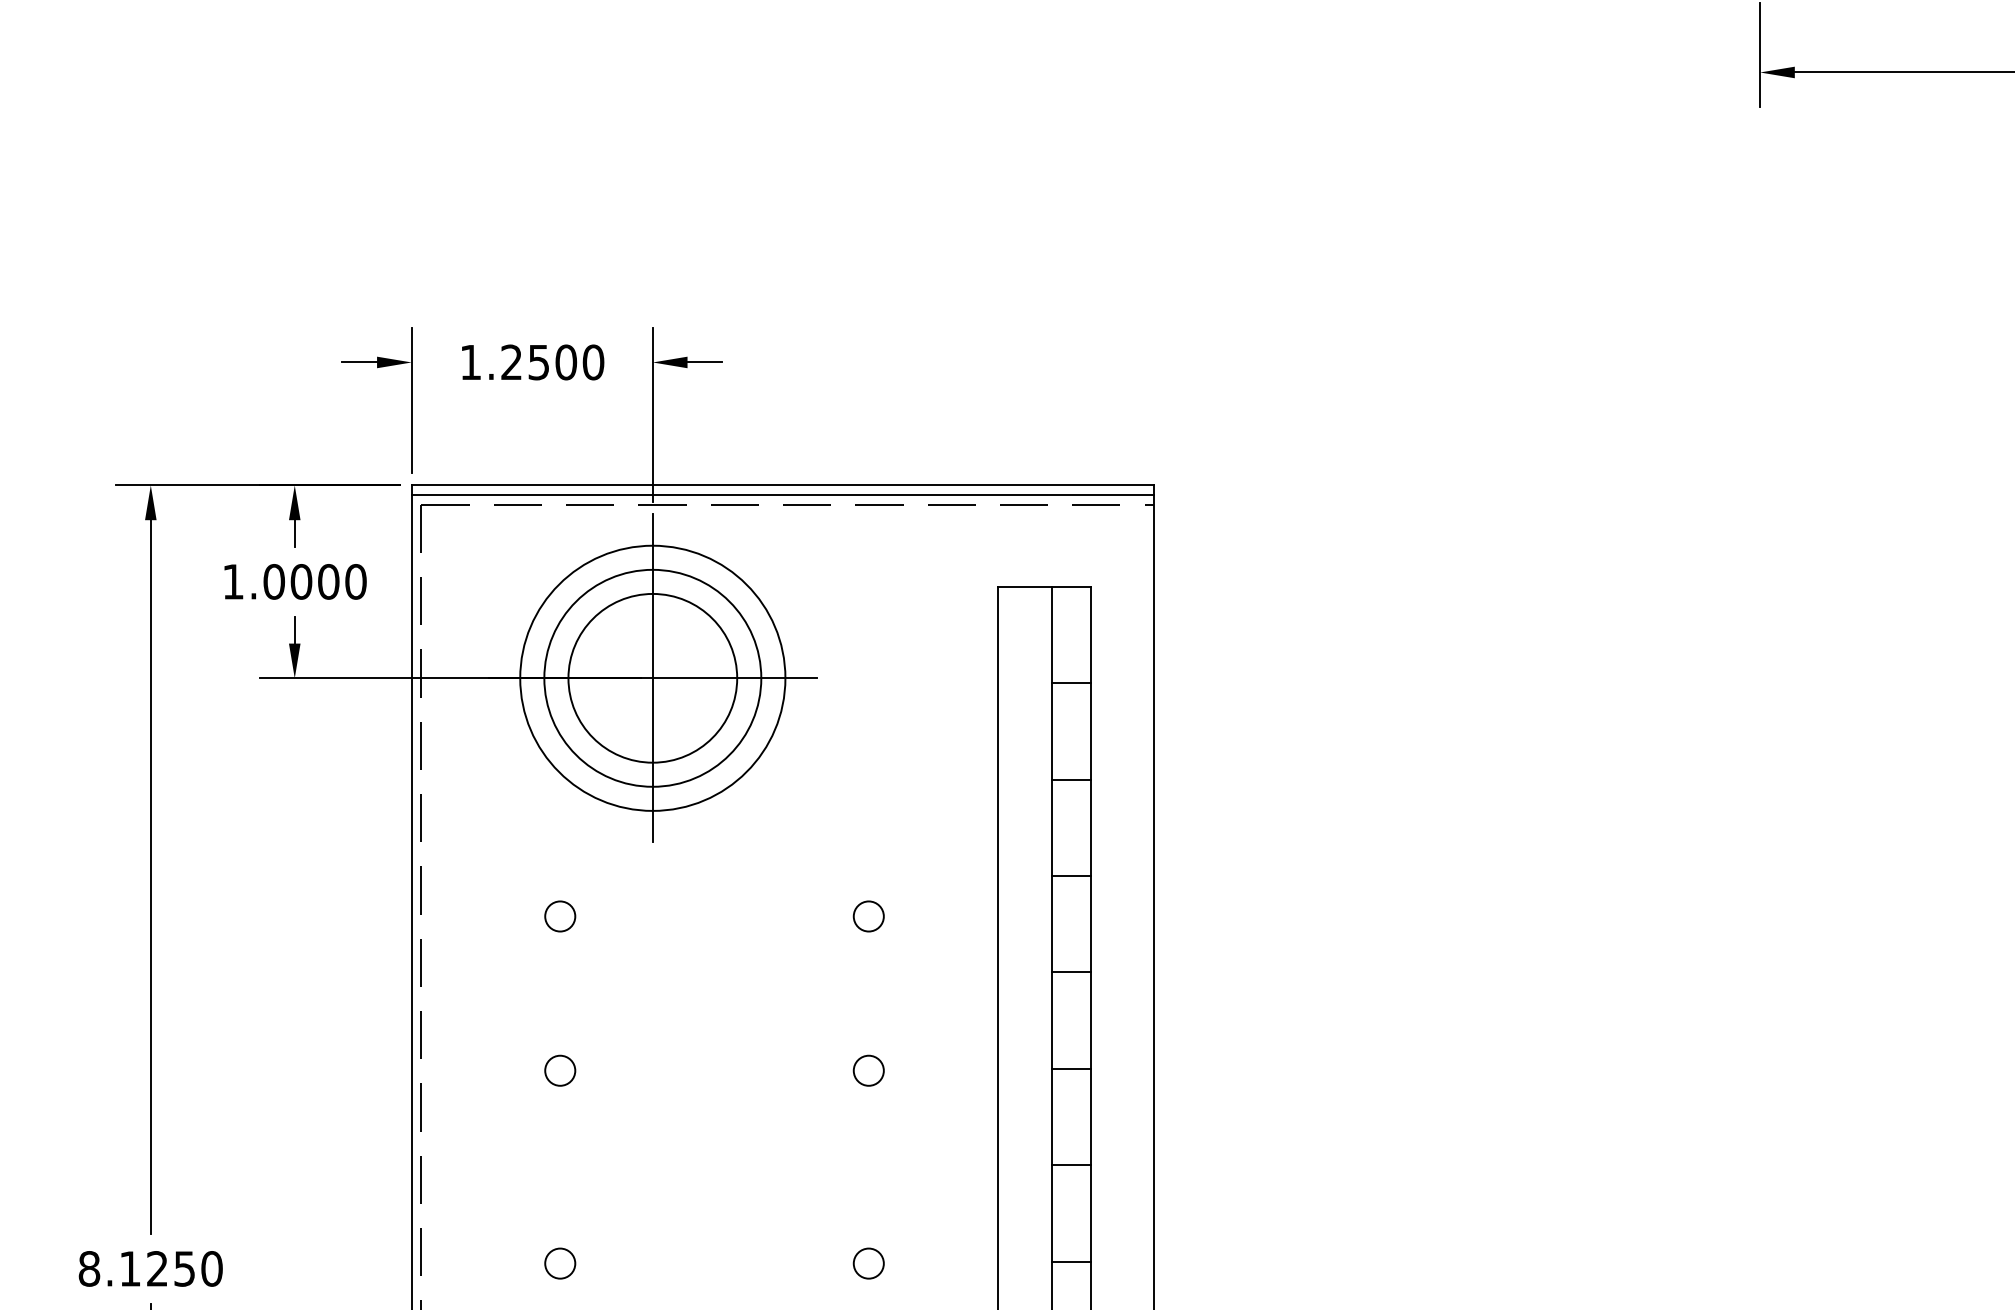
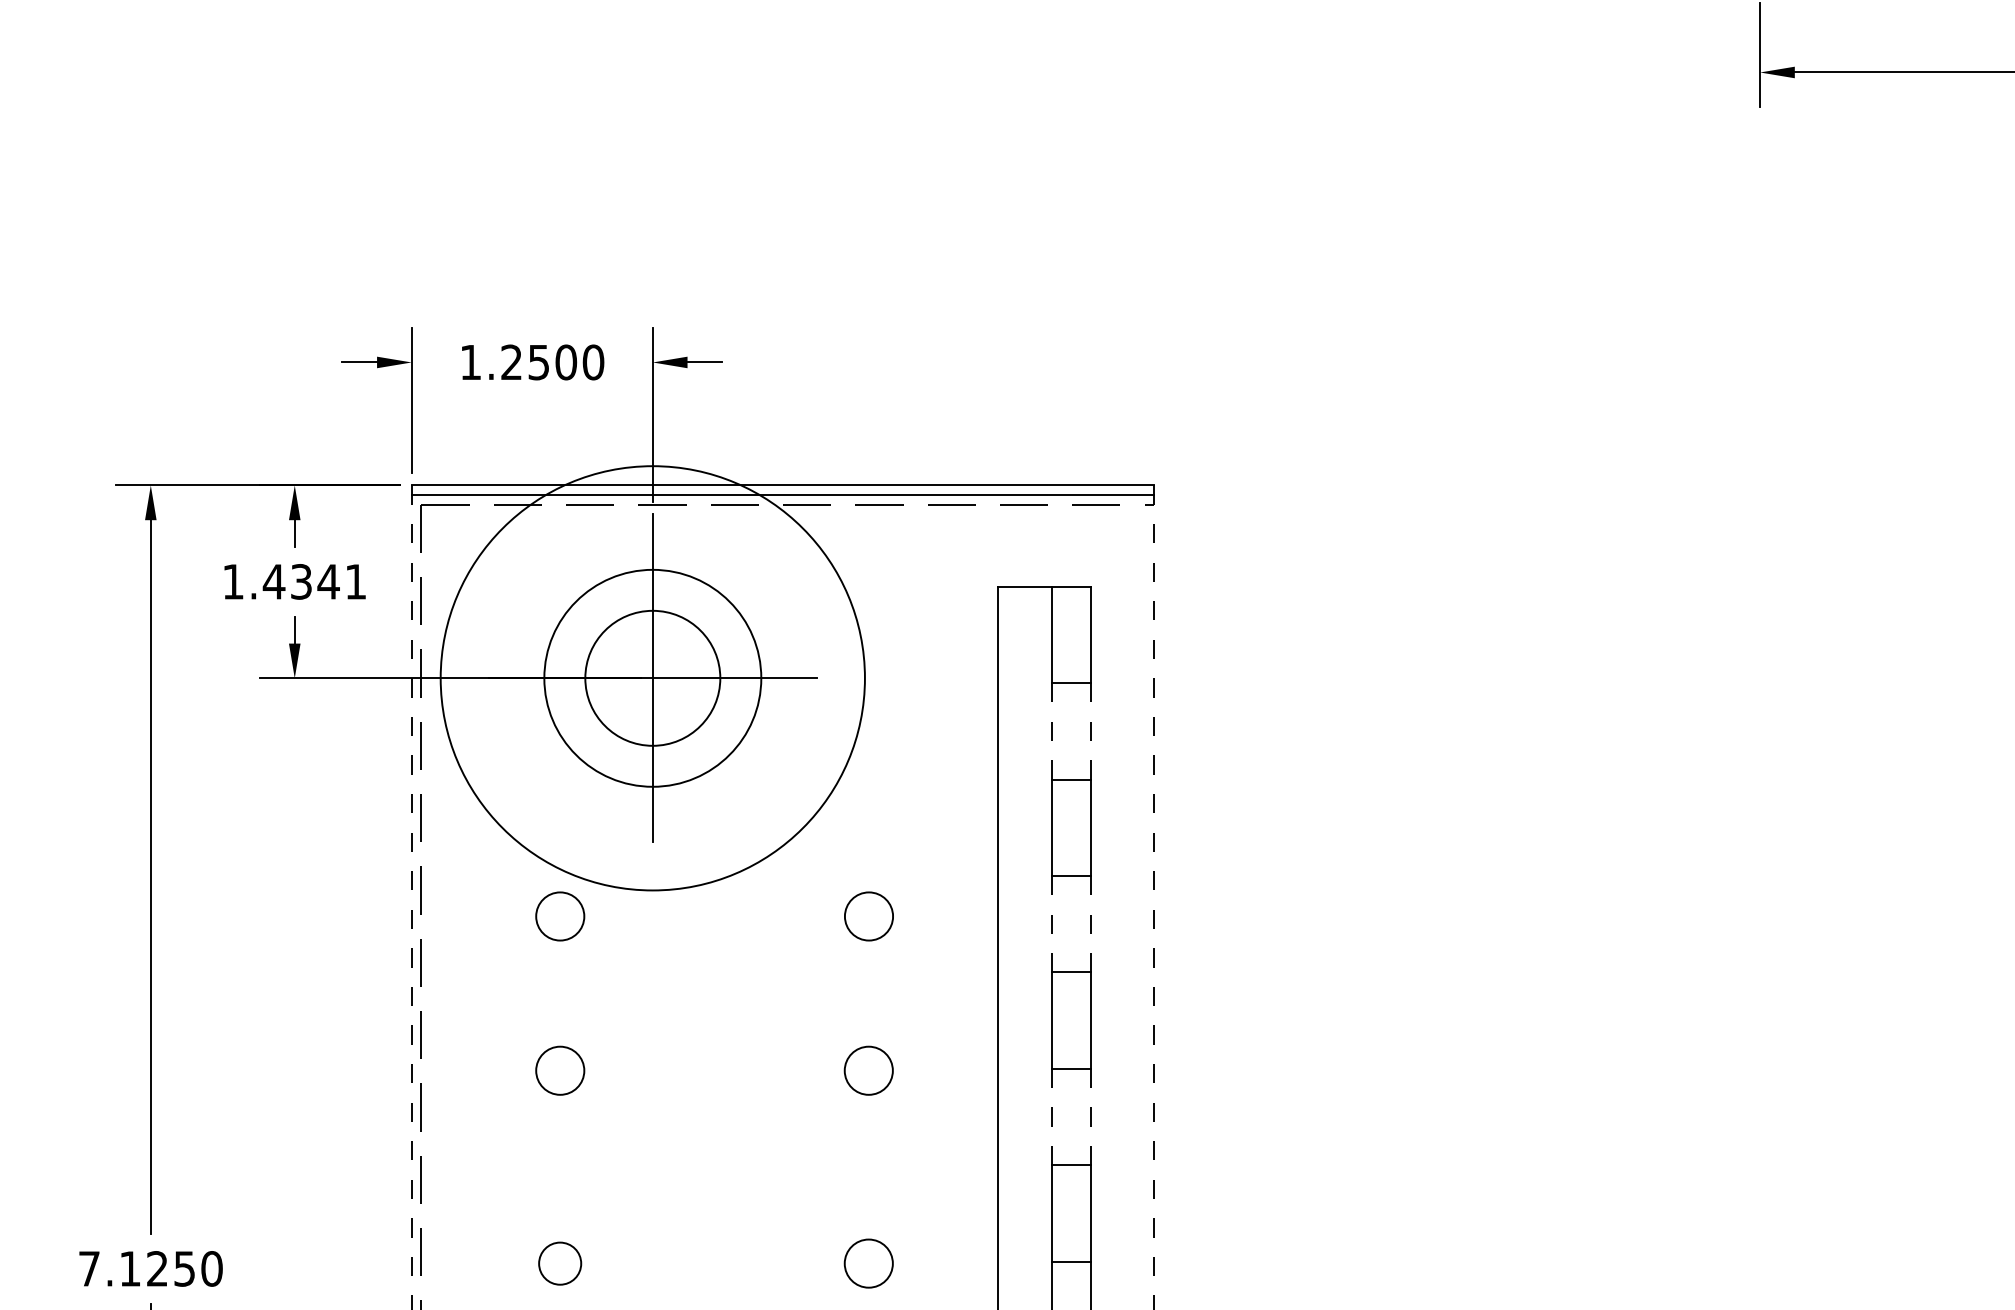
text: 1.0000 -> 1.4341 (314, 581)
circle diameter: 169 px -> 135 px (652, 677)
circle diameter: 265 px -> 424 px (652, 678)
line: solid -> dashed (1051, 731)
line: solid -> dashed (1090, 731)
line: solid -> dashed (411, 897)
line: solid -> dashed (1154, 897)
circle diameter: 30 px -> 48 px (560, 916)
circle size: 33x33 px -> 50x51 px (868, 916)
line: solid -> dashed (1051, 924)
line: solid -> dashed (1090, 924)
circle diameter: 30 px -> 48 px (560, 1070)
circle diameter: 30 px -> 48 px (868, 1070)
line: solid -> dashed (1051, 1117)
line: solid -> dashed (1090, 1117)
circle size: 33x33 px -> 45x45 px (560, 1263)
circle diameter: 30 px -> 48 px (868, 1263)
text: 8.1250 -> 7.1250 (89, 1268)
